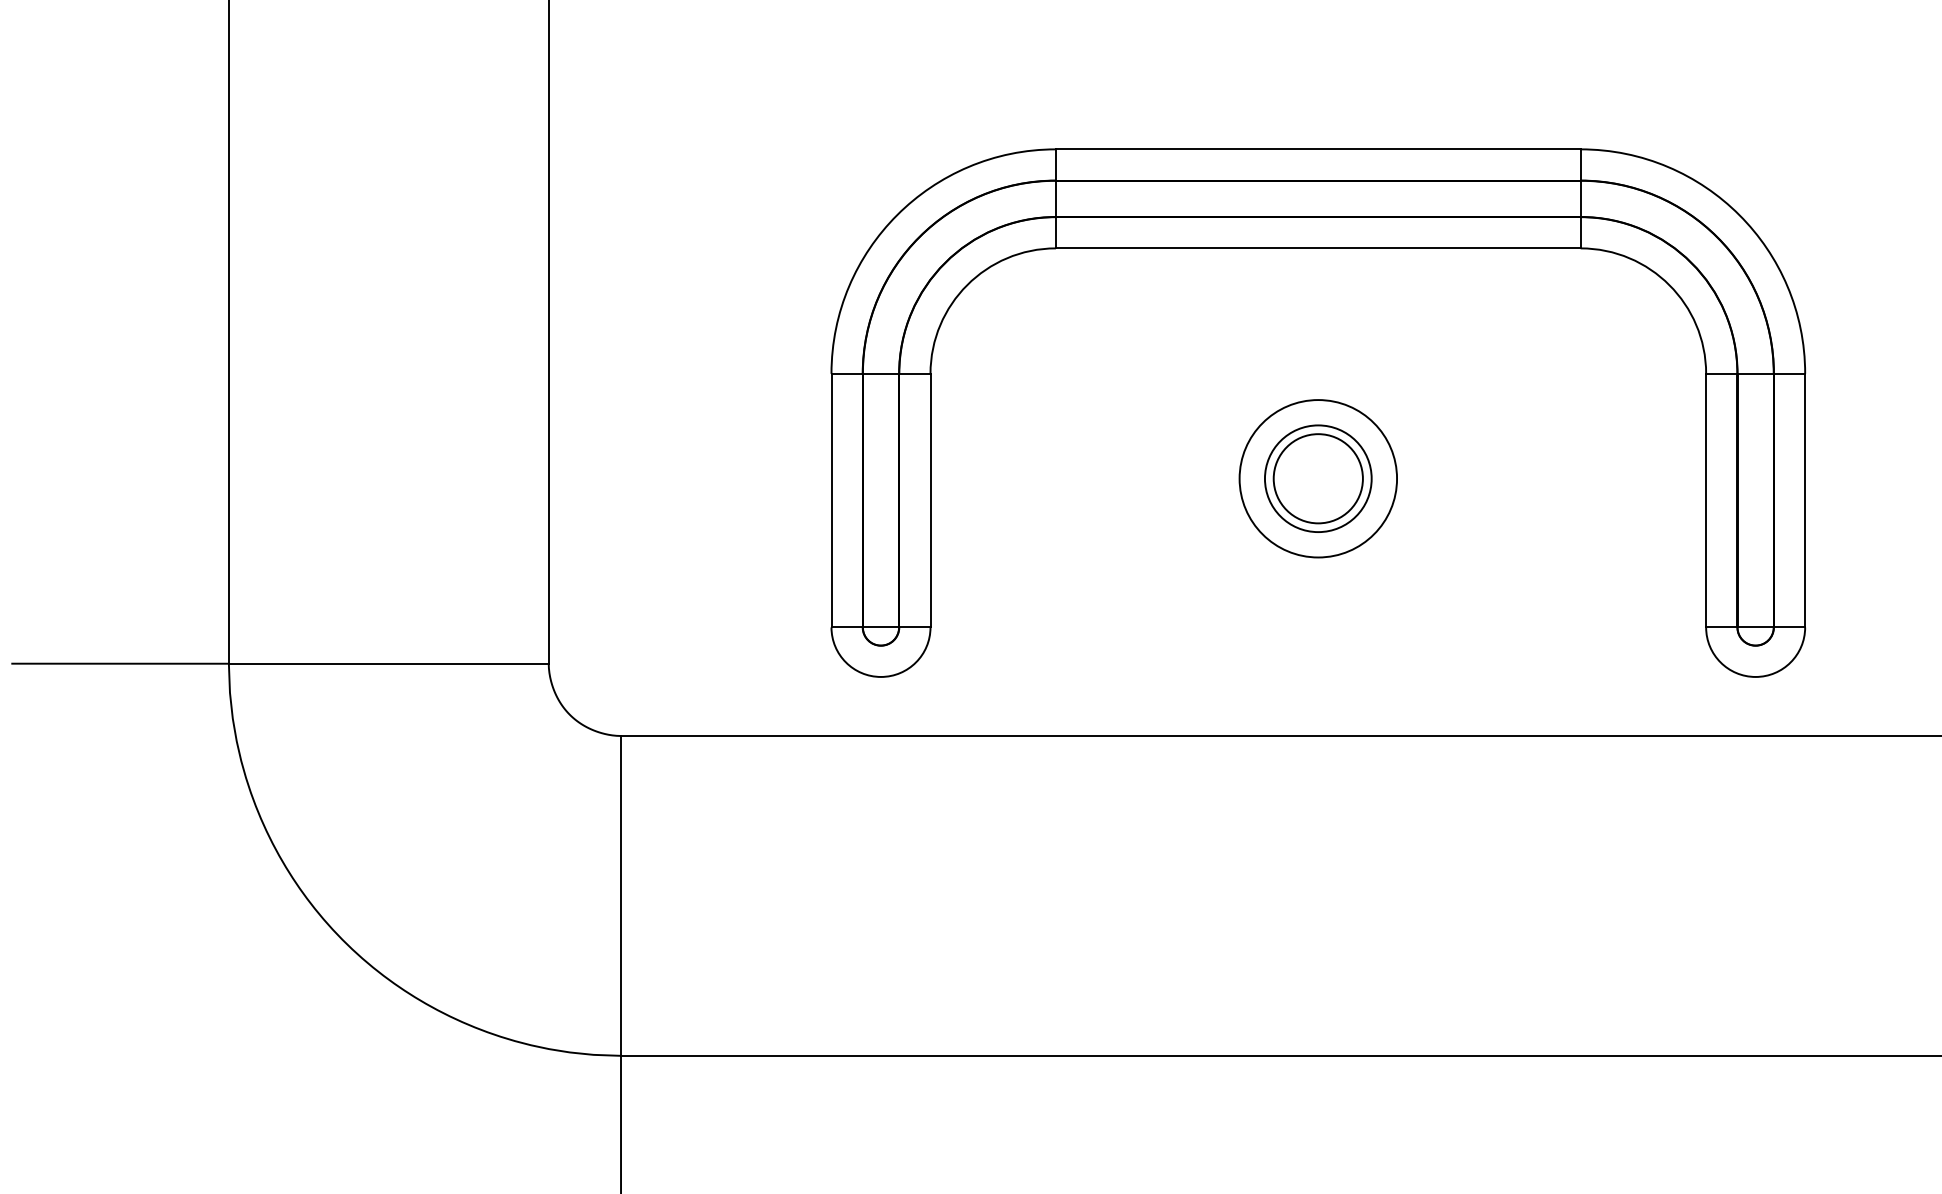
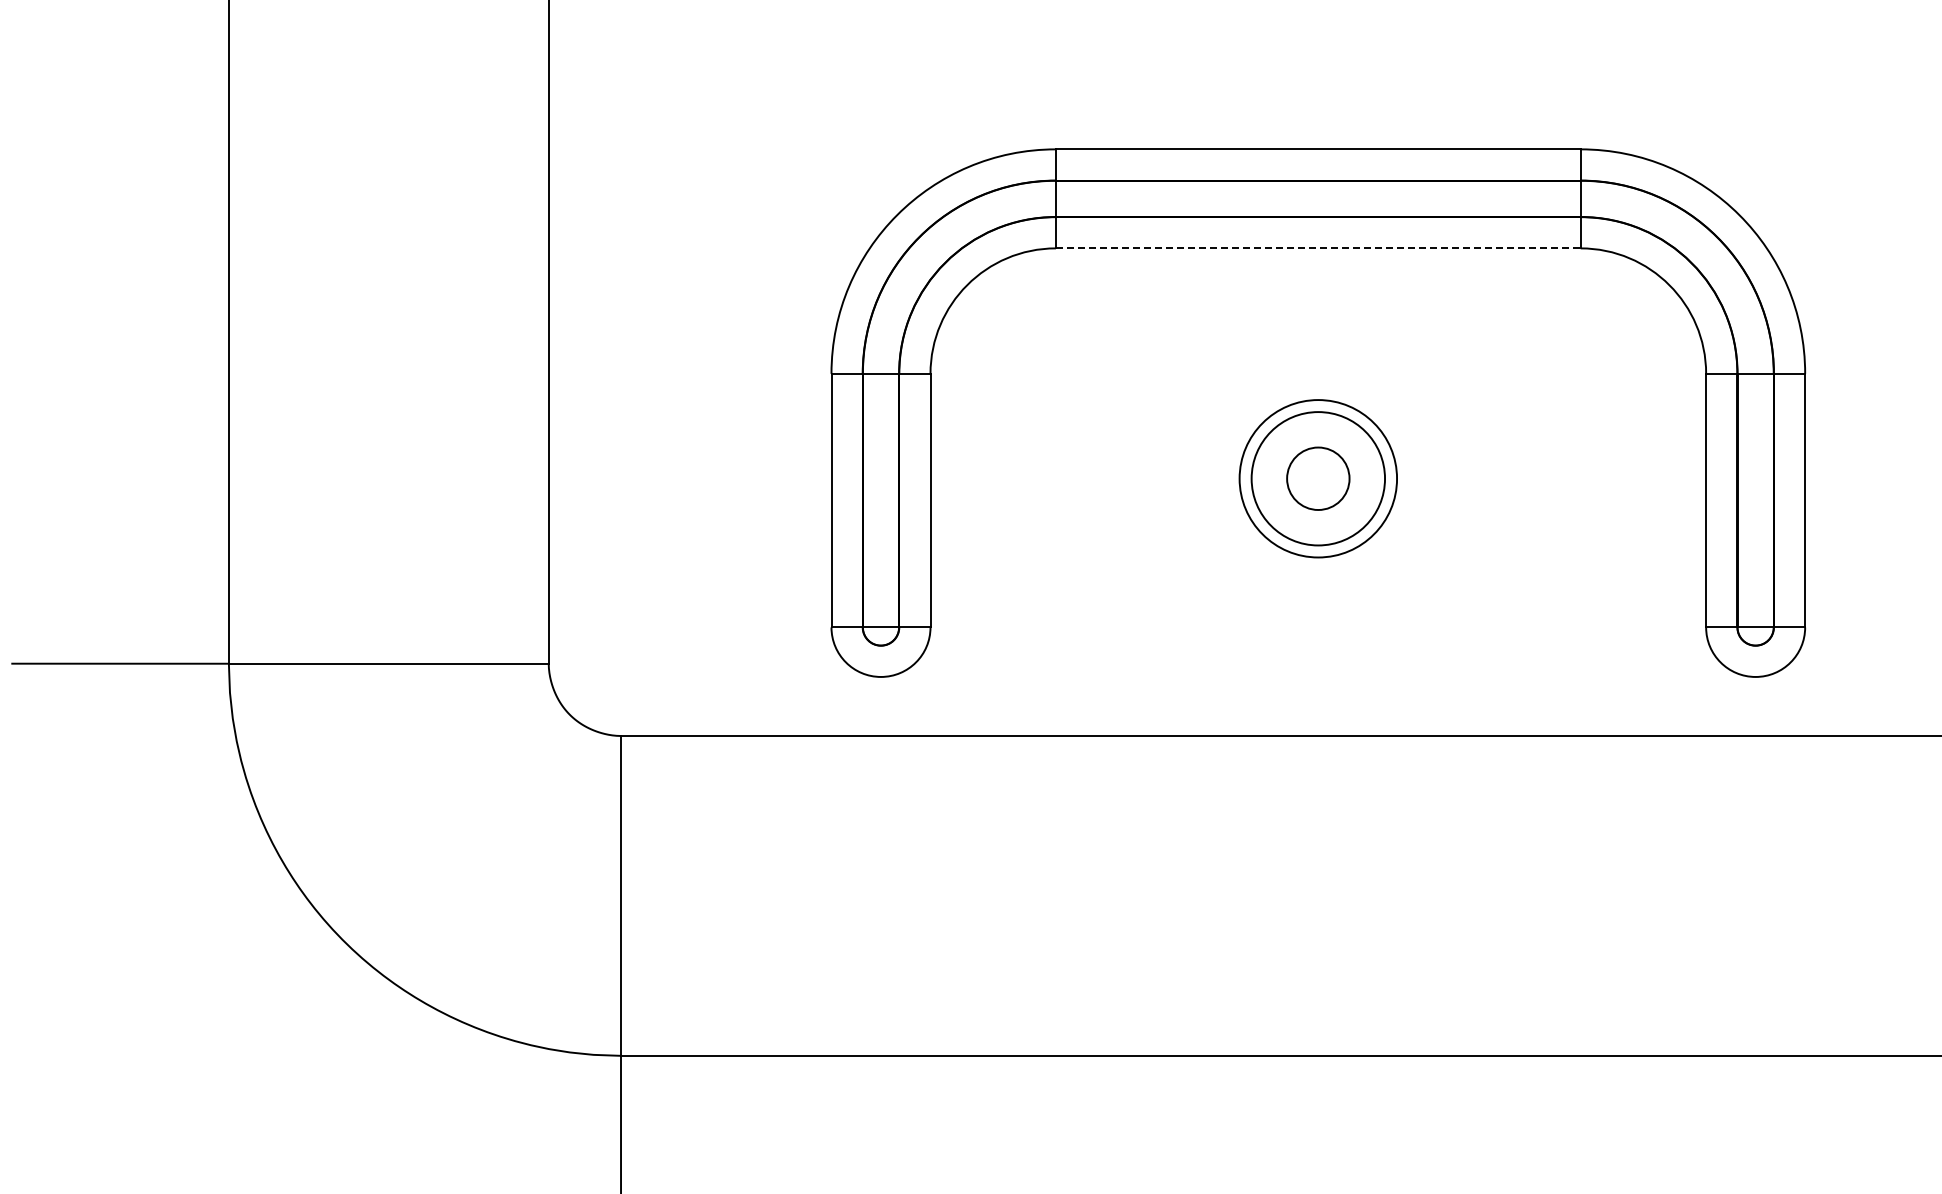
line: solid -> dashed (1318, 248)
circle diameter: 107 px -> 133 px (1318, 478)
circle diameter: 89 px -> 62 px (1318, 478)
